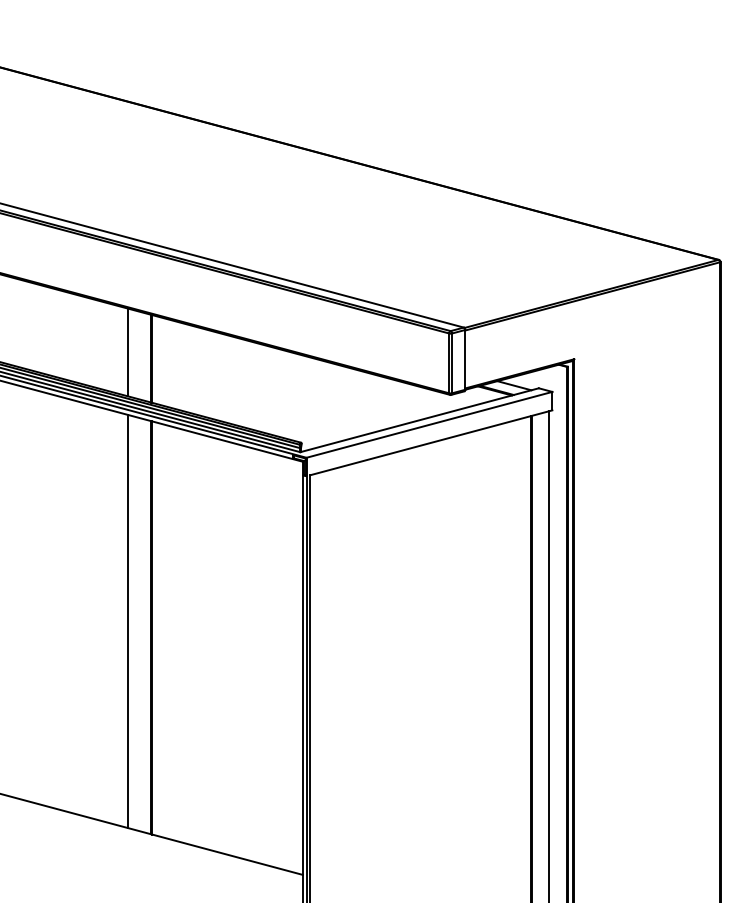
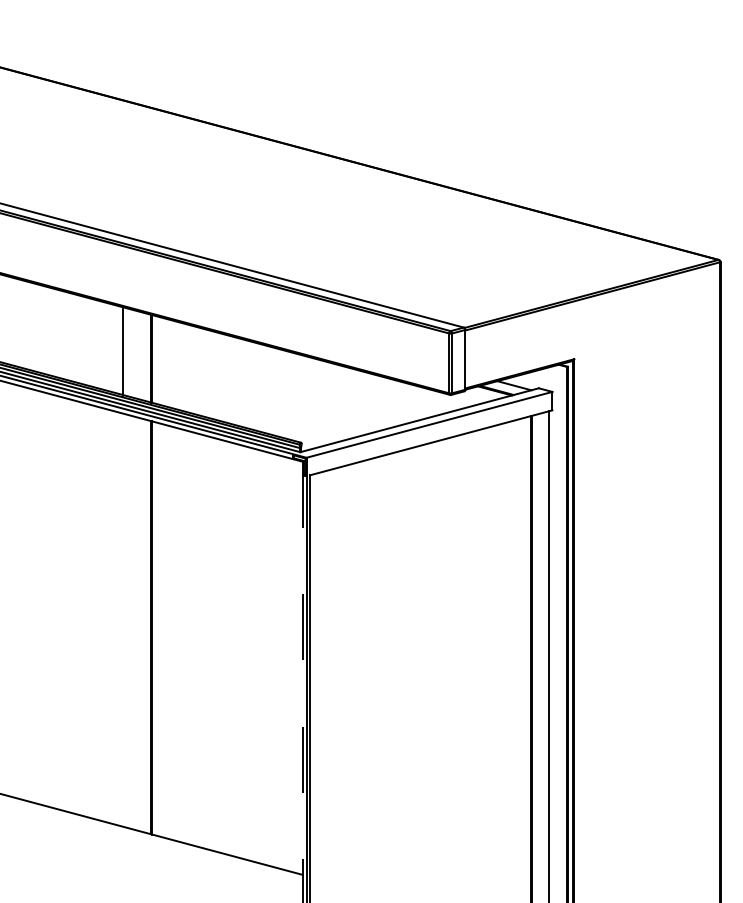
line position: (128, 352) -> (123, 352) (123, 352)
line: present -> none (128, 621)
line: solid -> dashed (302, 682)
